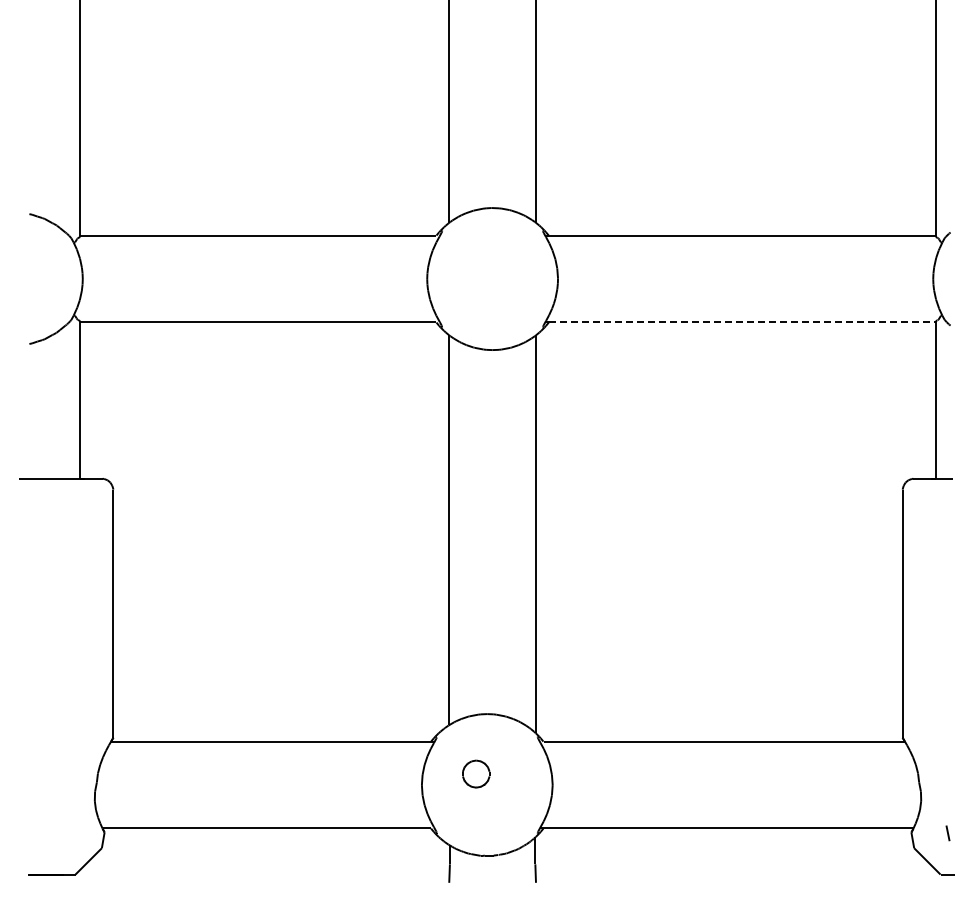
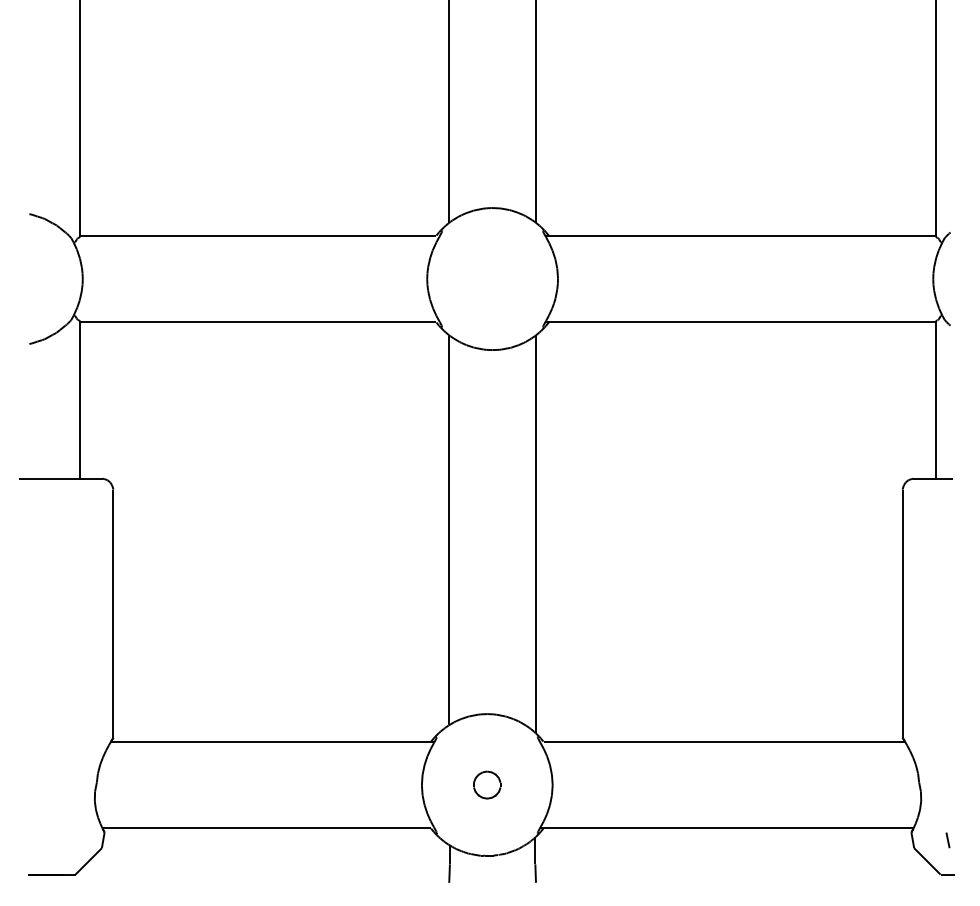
line: dashed -> solid (742, 322)
part position: (476, 773) -> (487, 784) (487, 784)
line position: (947, 833) -> (947, 840) (947, 840)
